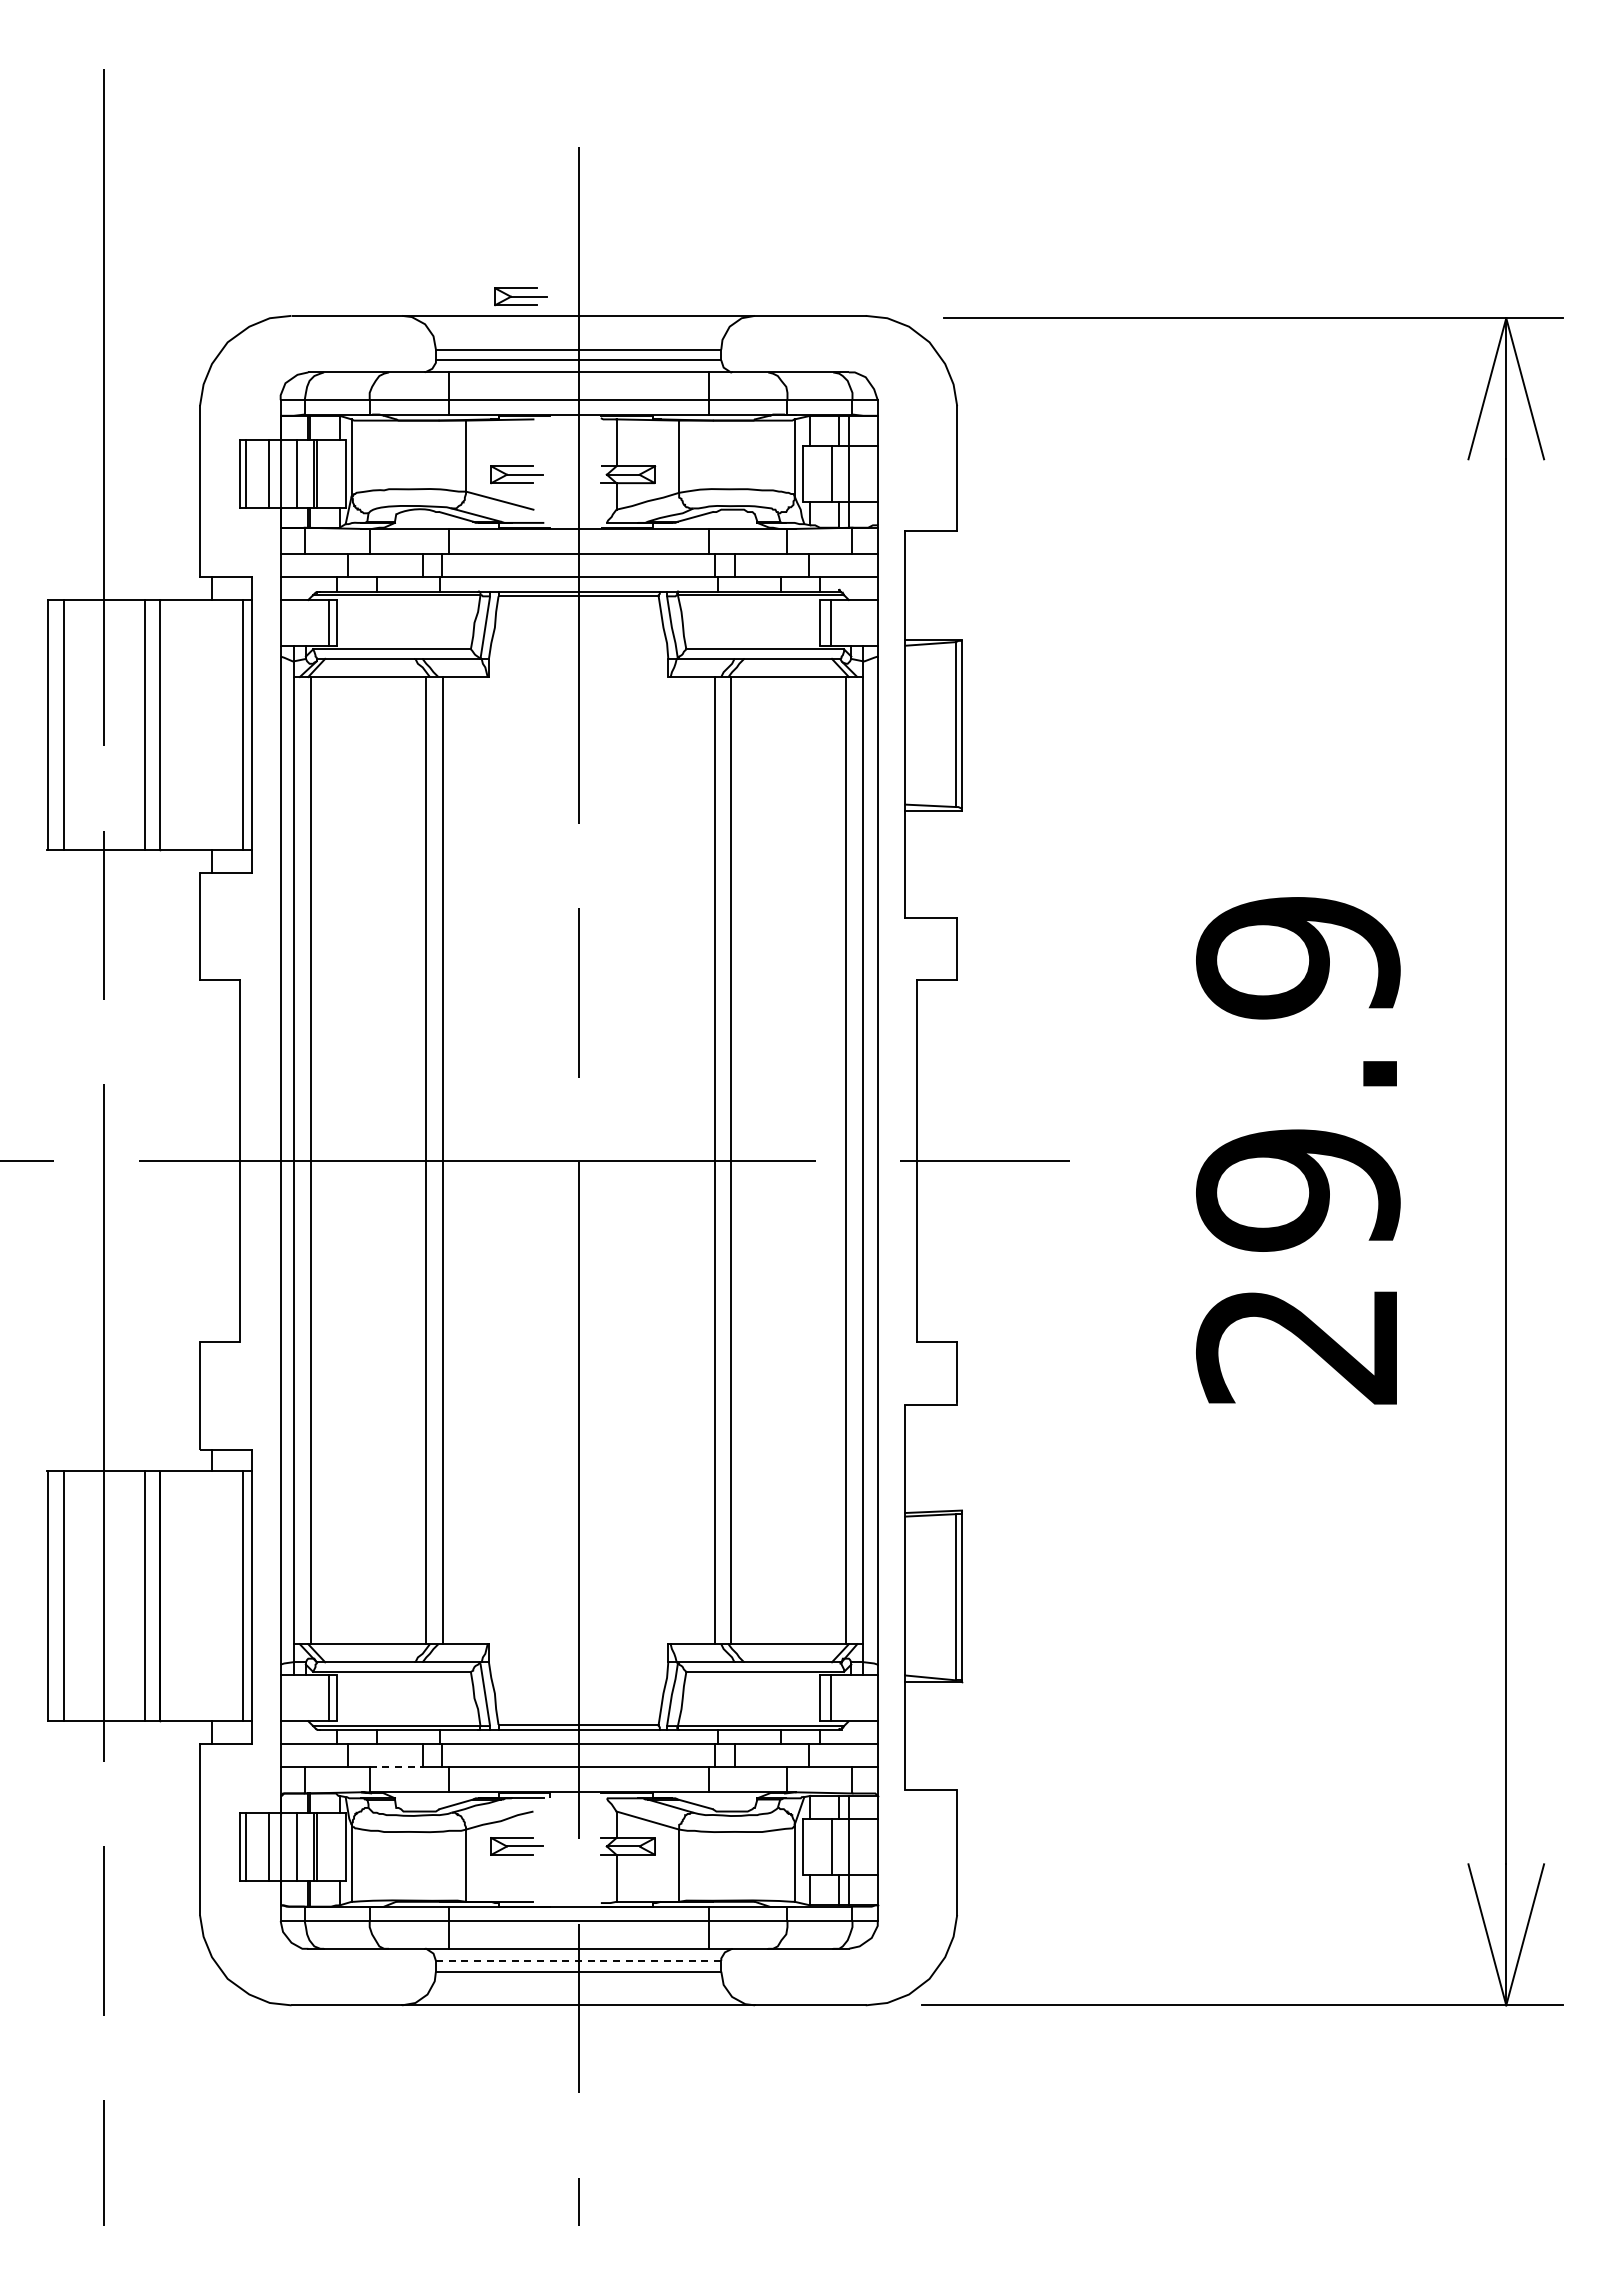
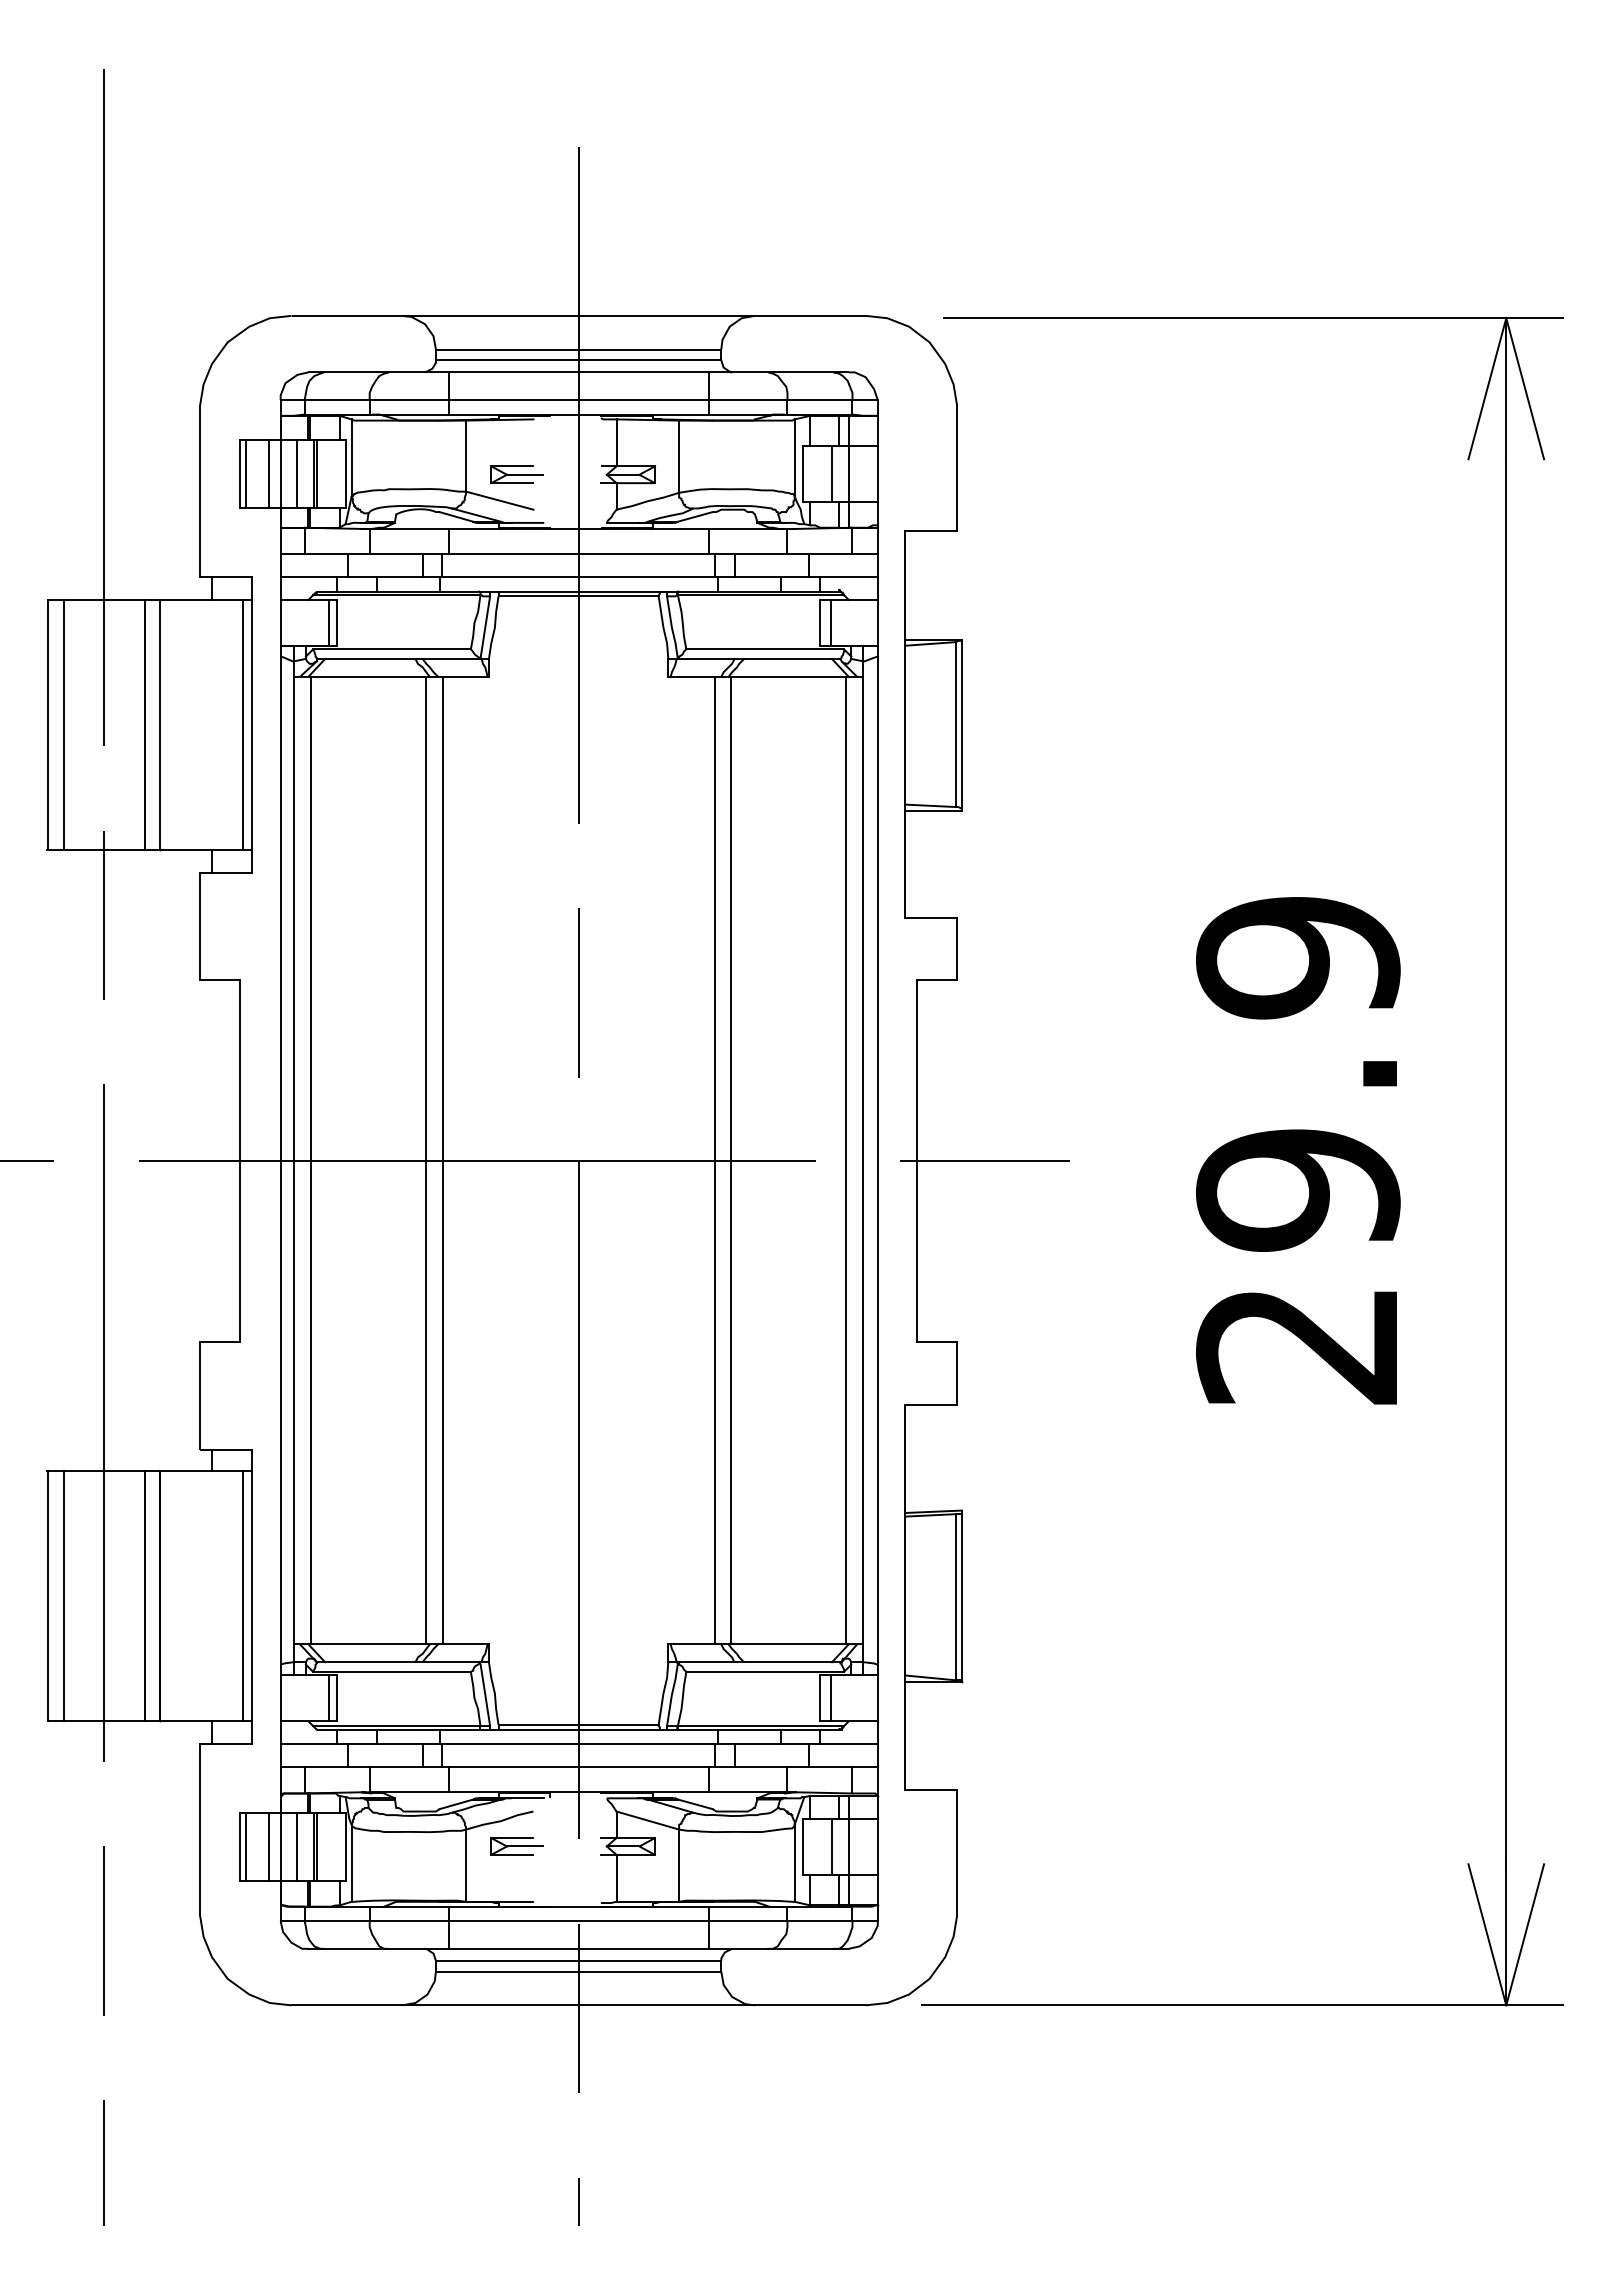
part: present -> none (520, 296)
line: dashed -> solid (396, 1767)
line: dashed -> solid (578, 1960)
